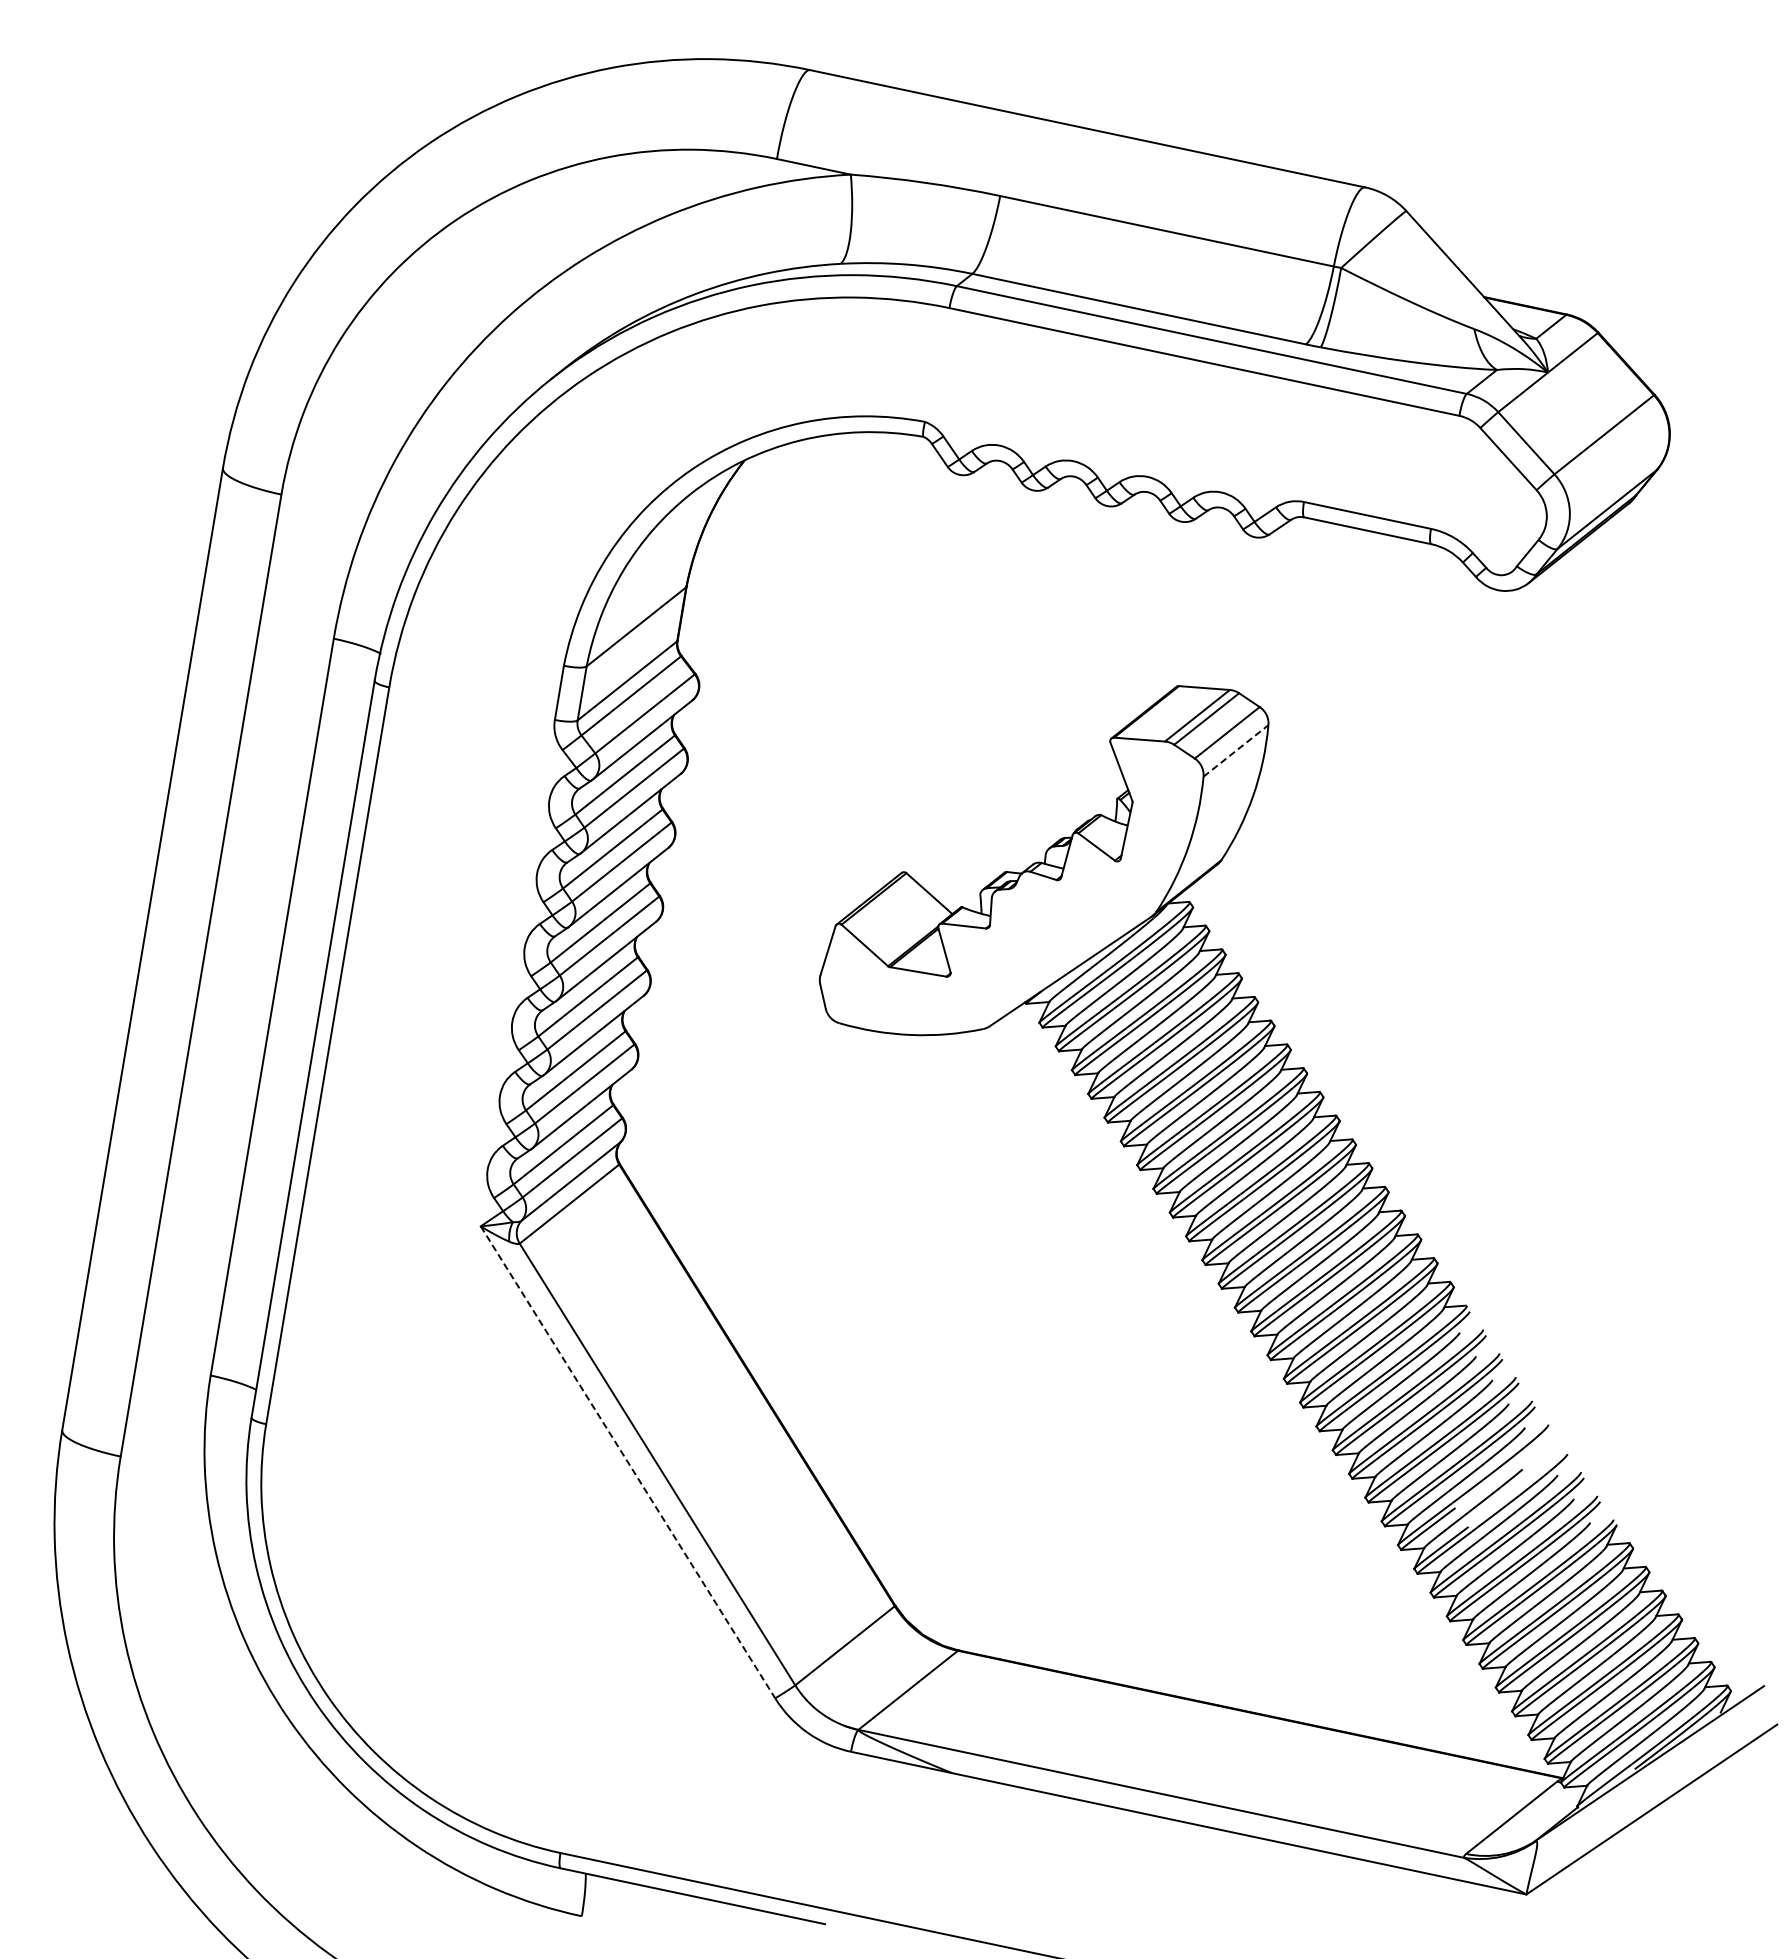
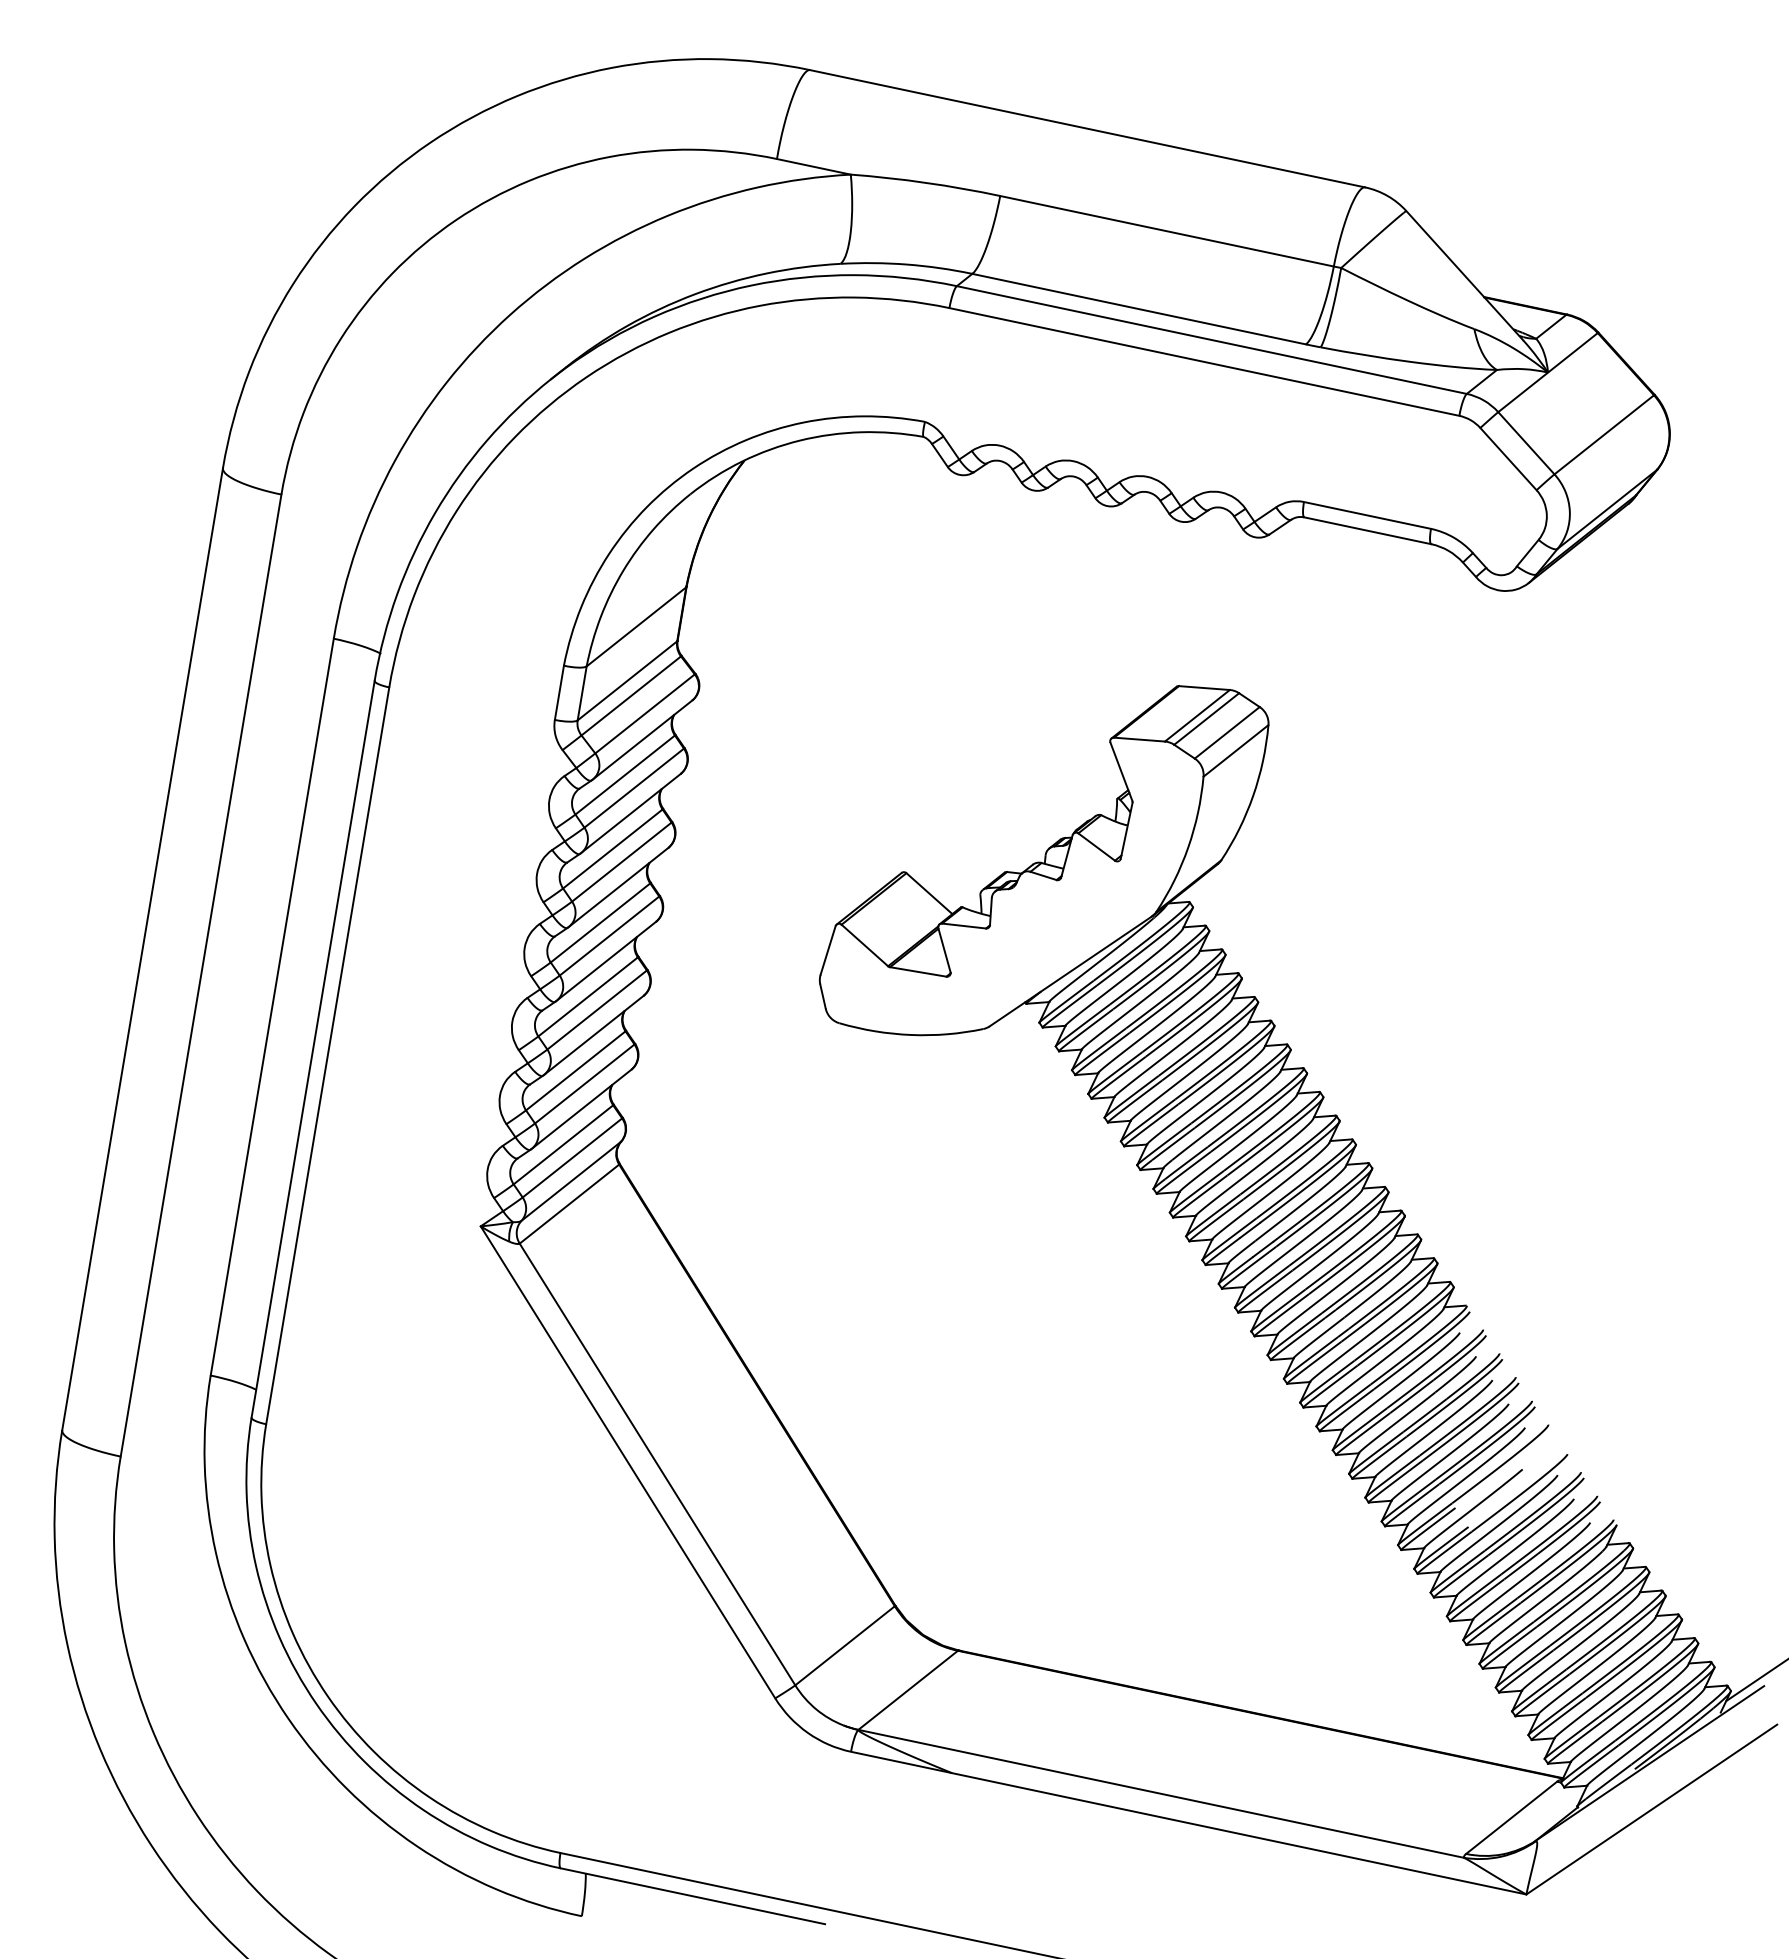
line: dashed -> solid (1236, 750)
line: dashed -> solid (628, 1462)
line: none -> present (1755, 1681)
